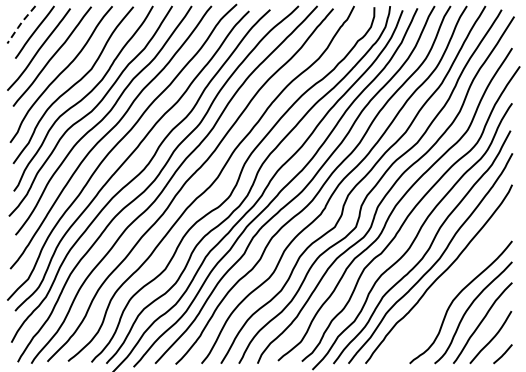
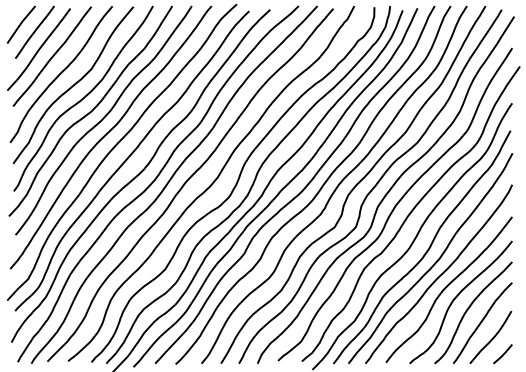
line: dashed -> solid (20, 24)
curve: none -> present (447, 287)
